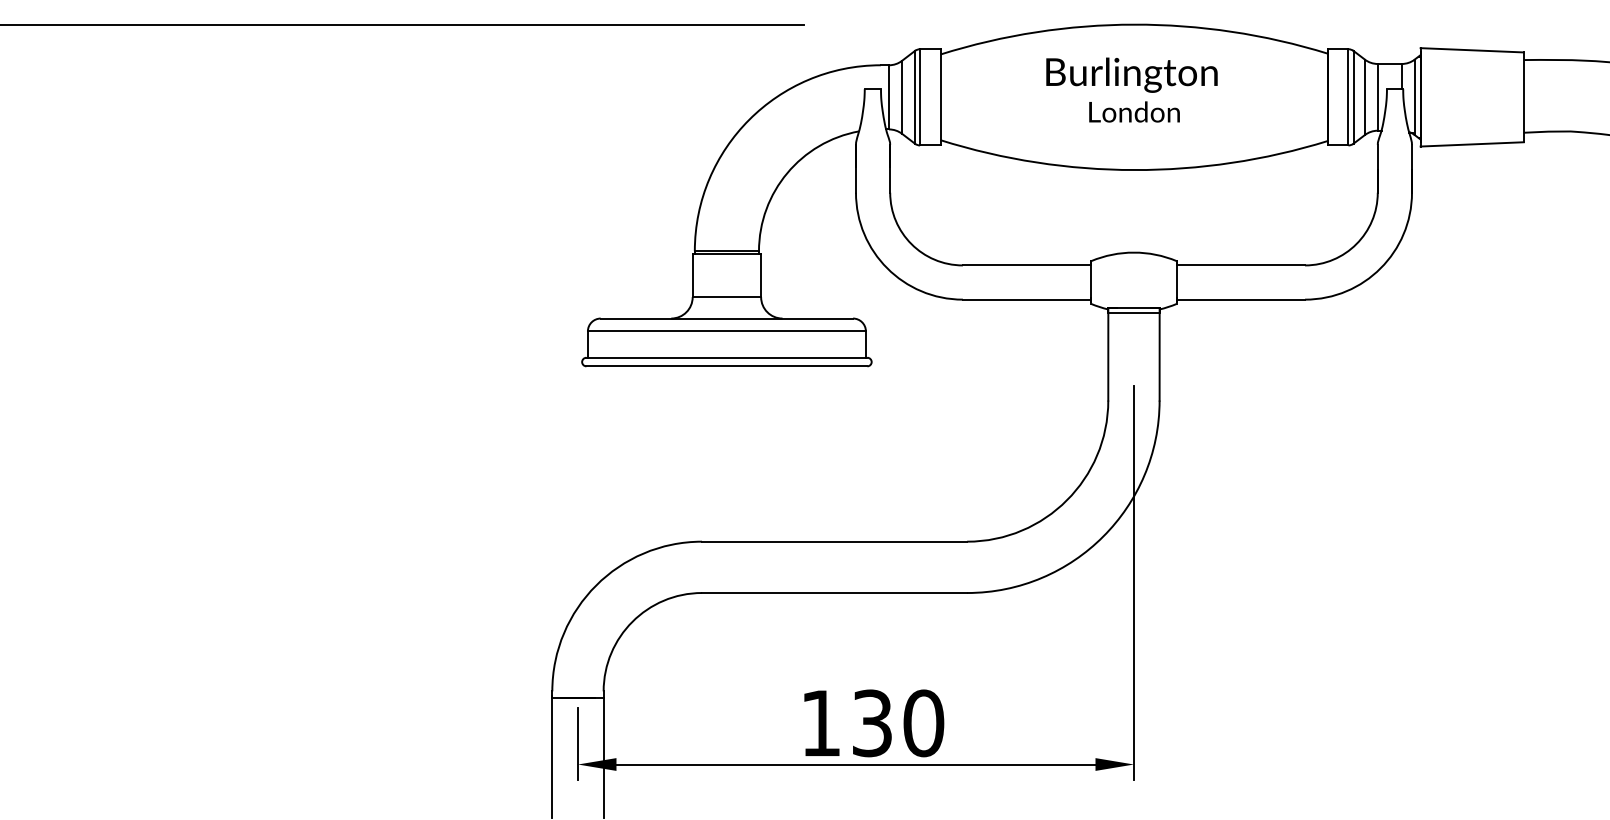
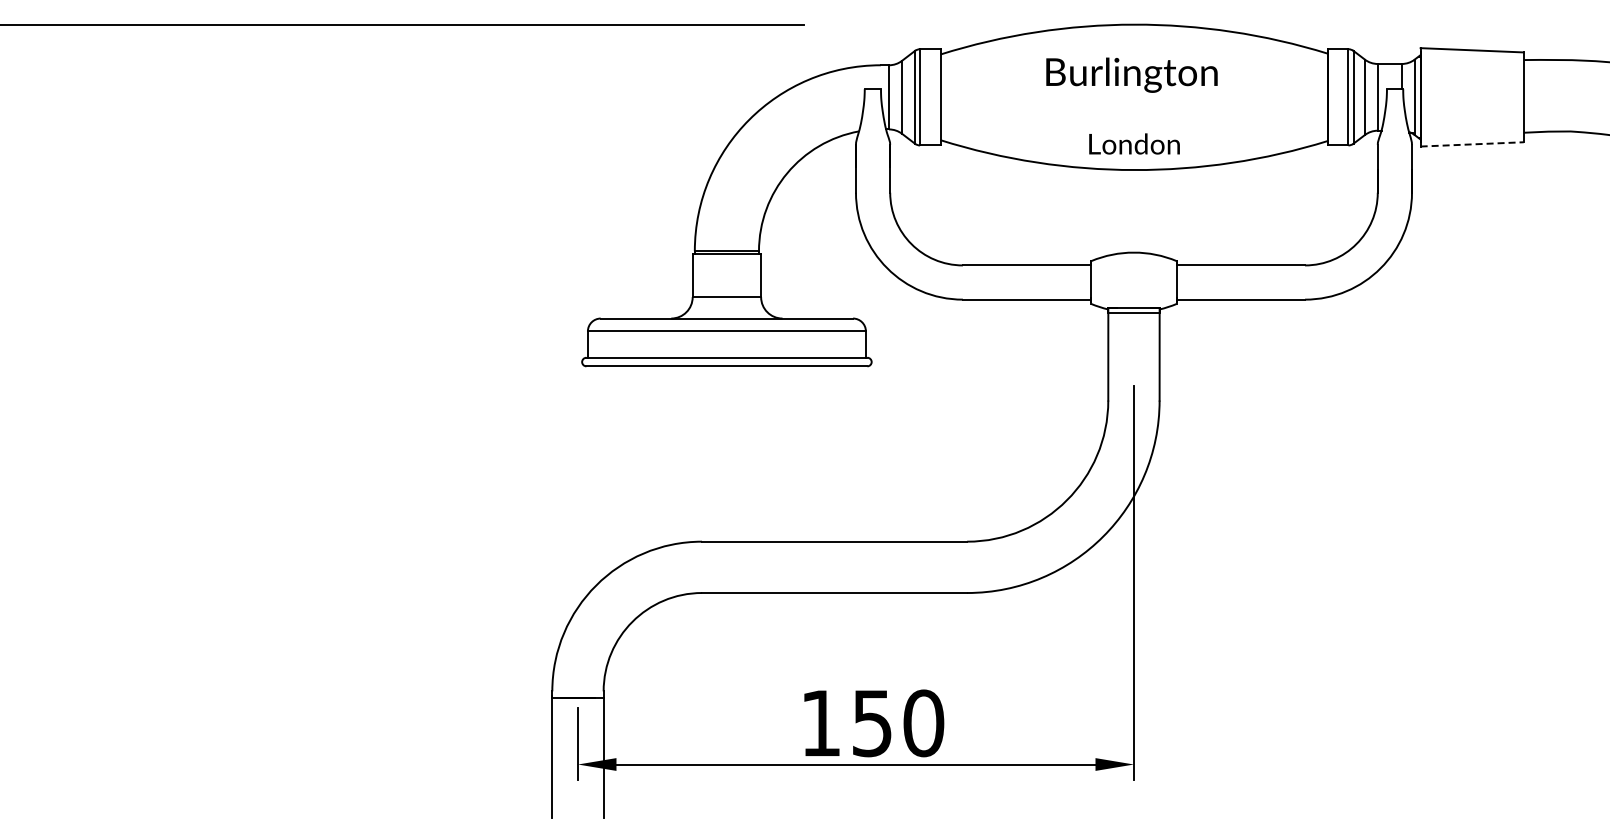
text position: (1134, 111) -> (1134, 143) (1134, 143)
line: solid -> dashed (1472, 144)
text: 130 -> 150 (872, 722)
